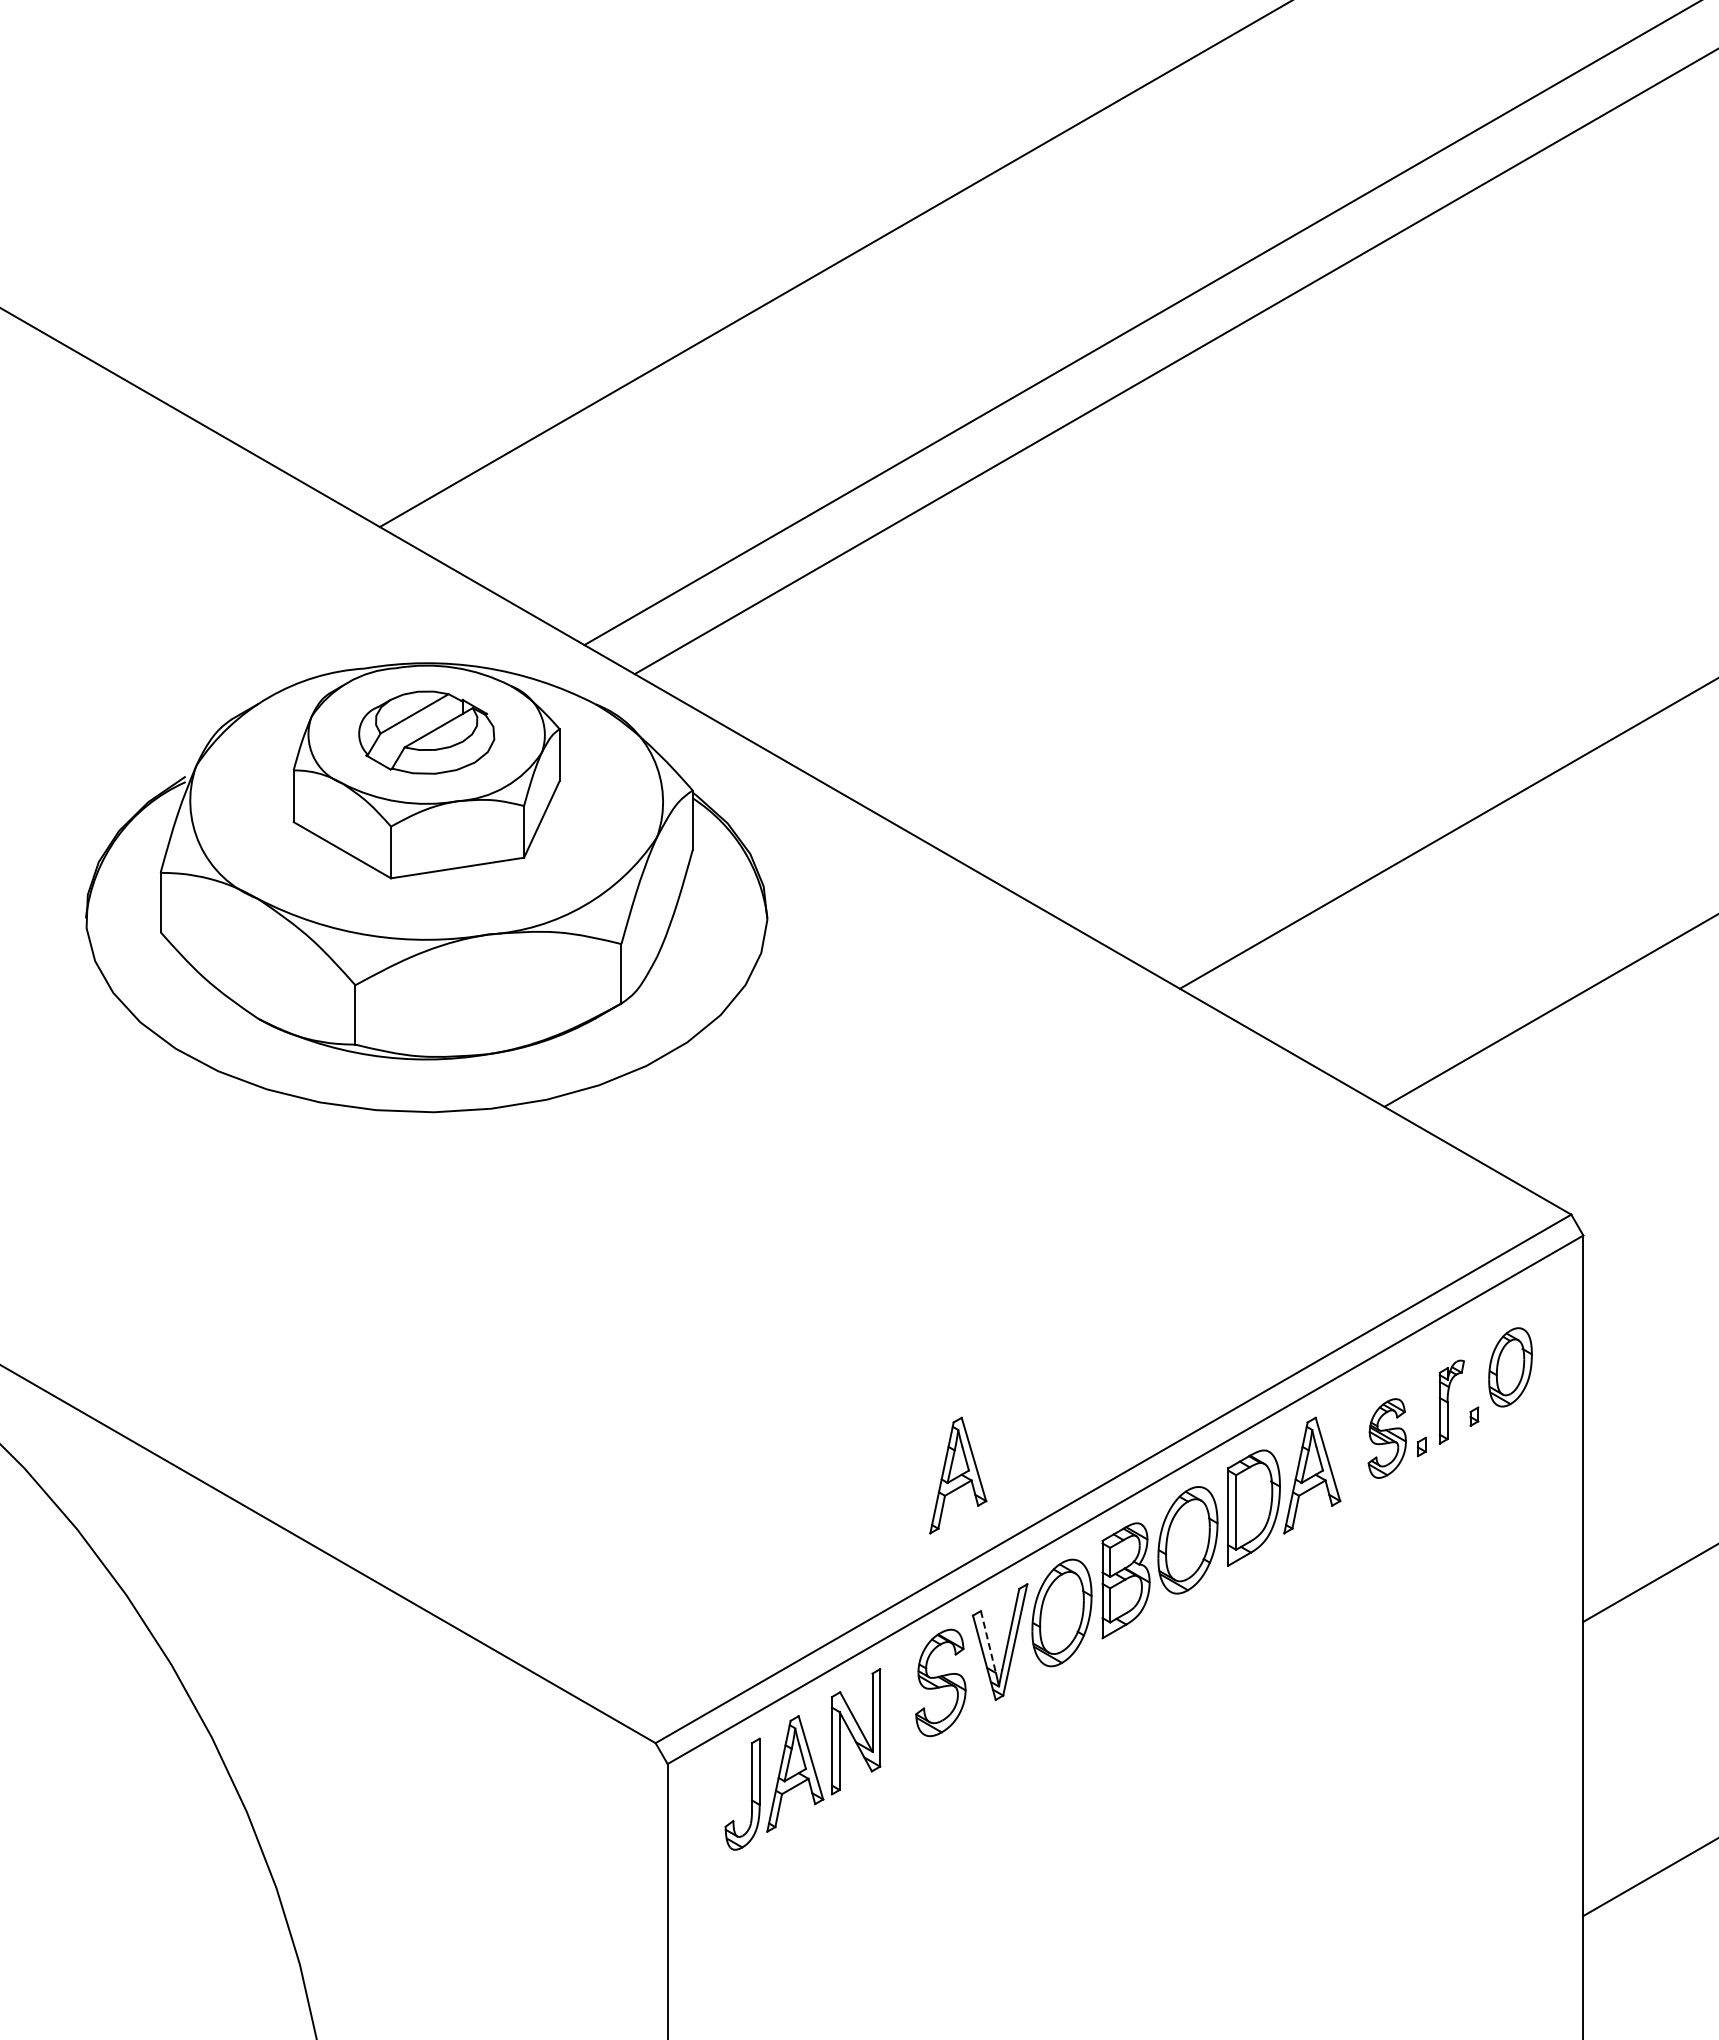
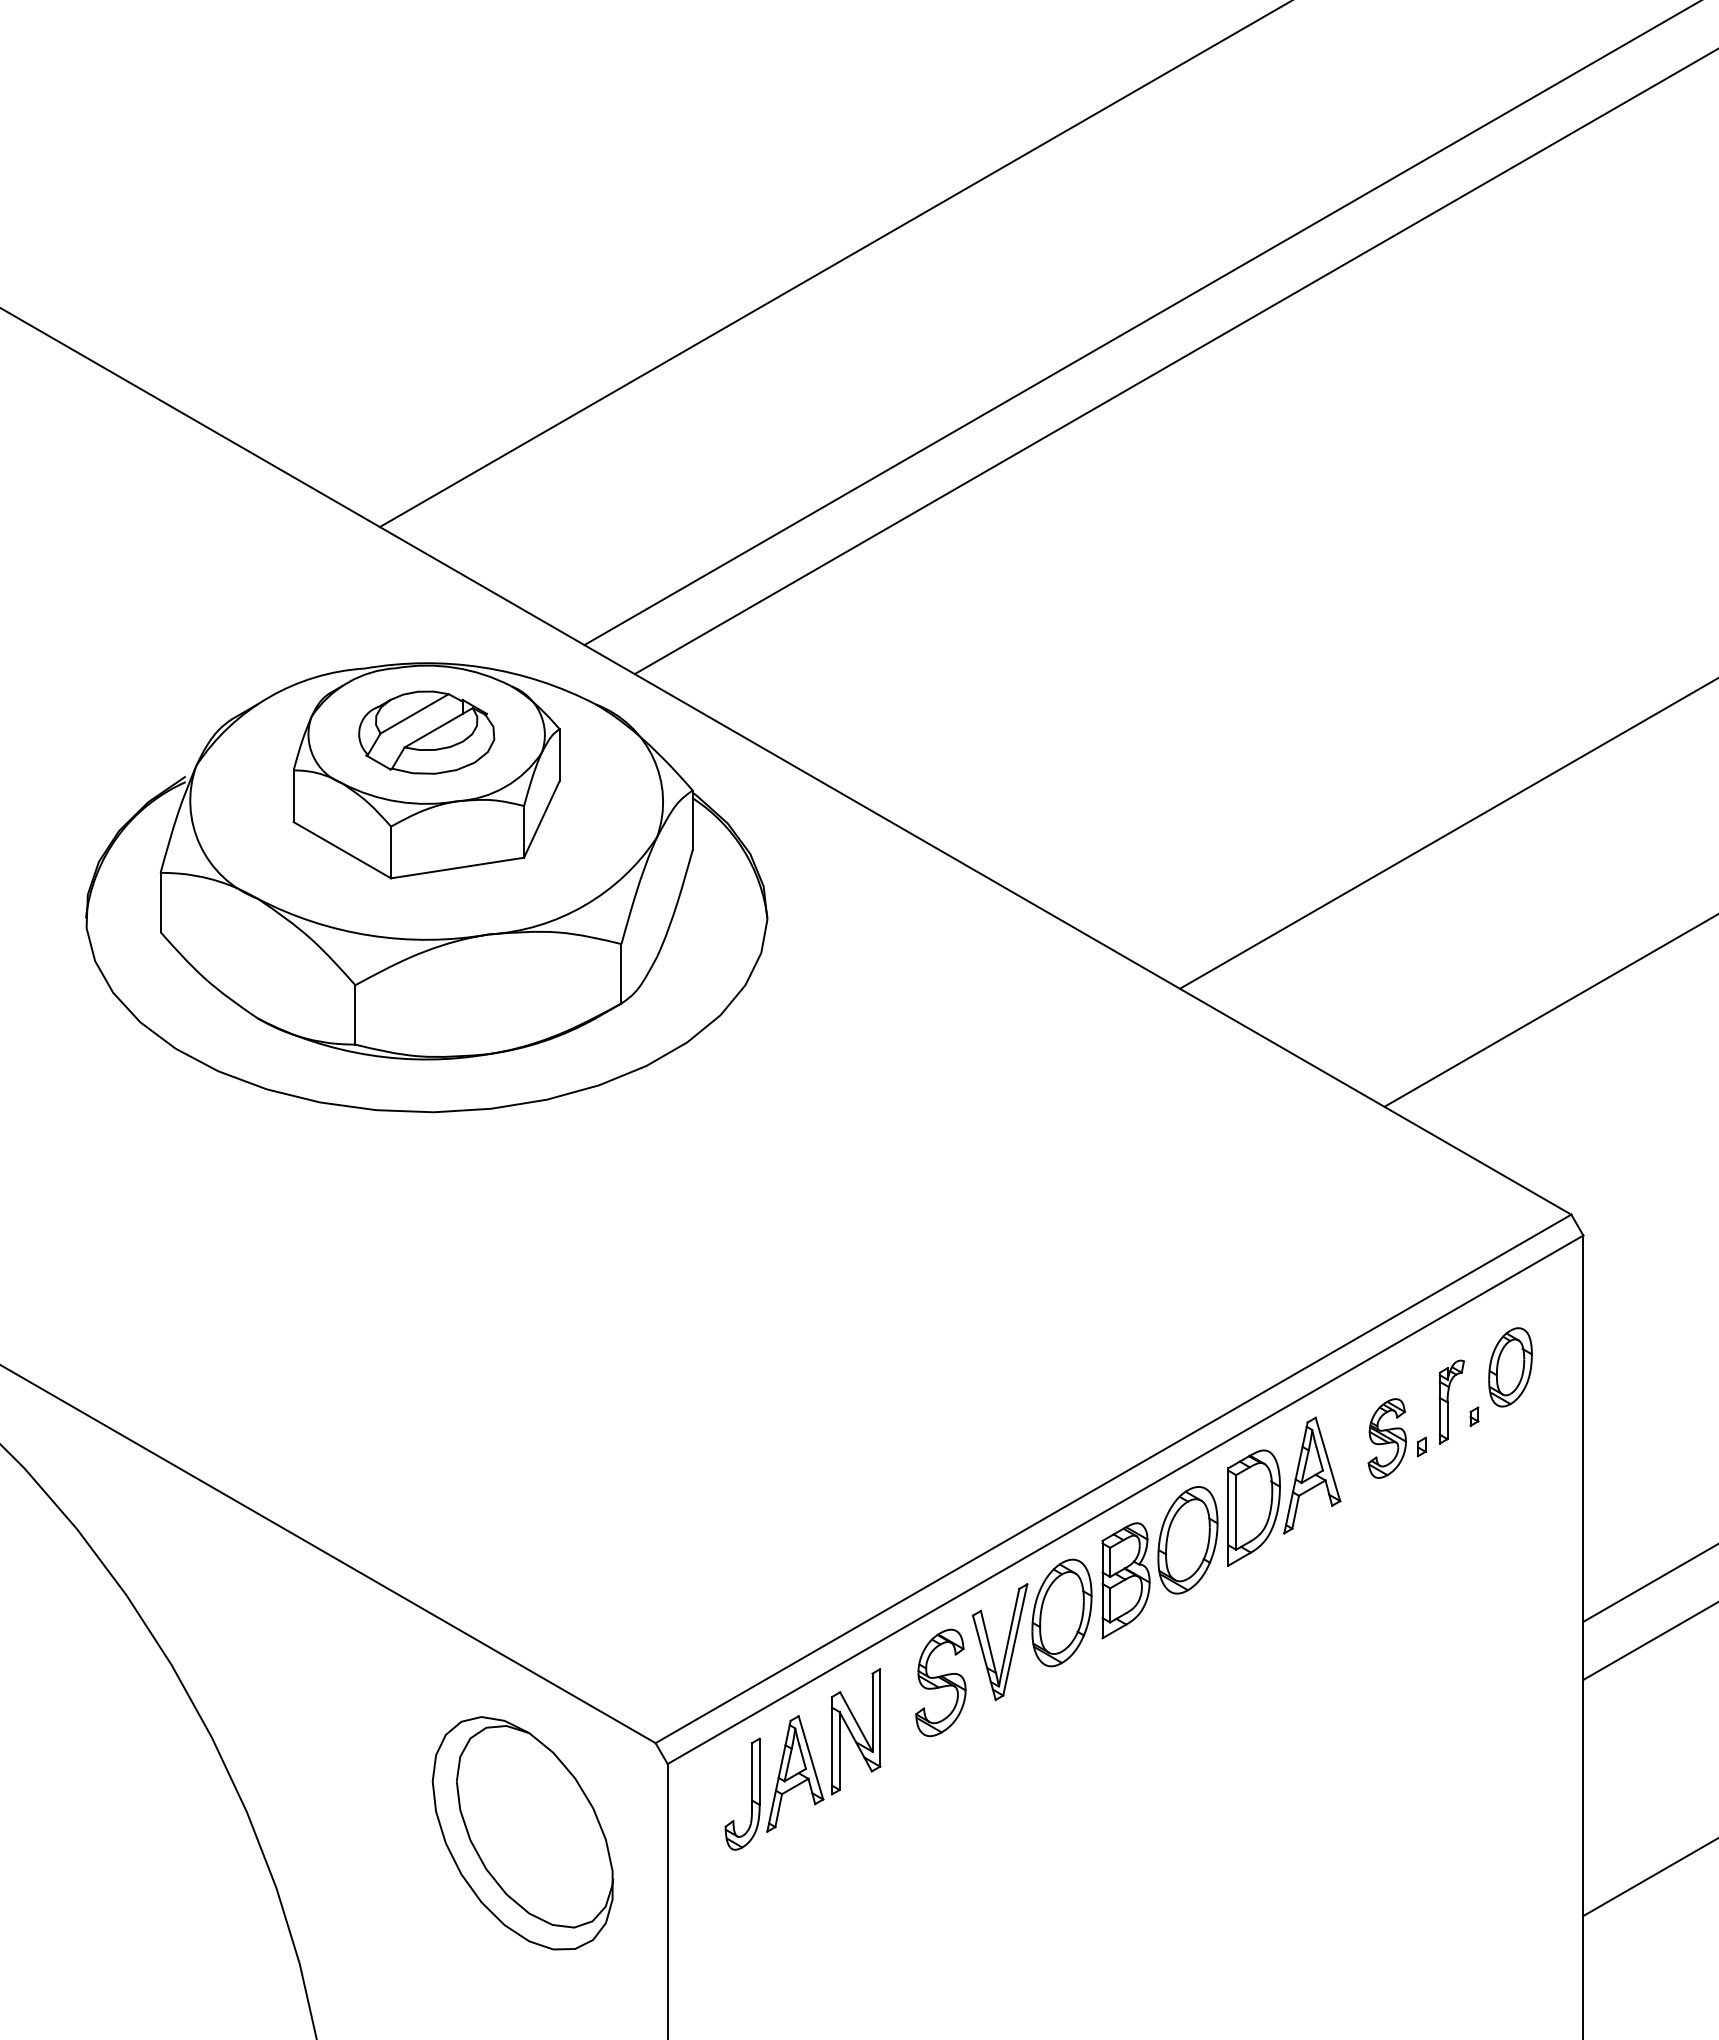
part: present -> none (958, 1475)
line: none -> present (1649, 1641)
line: dashed -> solid (988, 1642)
part: none -> present (522, 1833)
